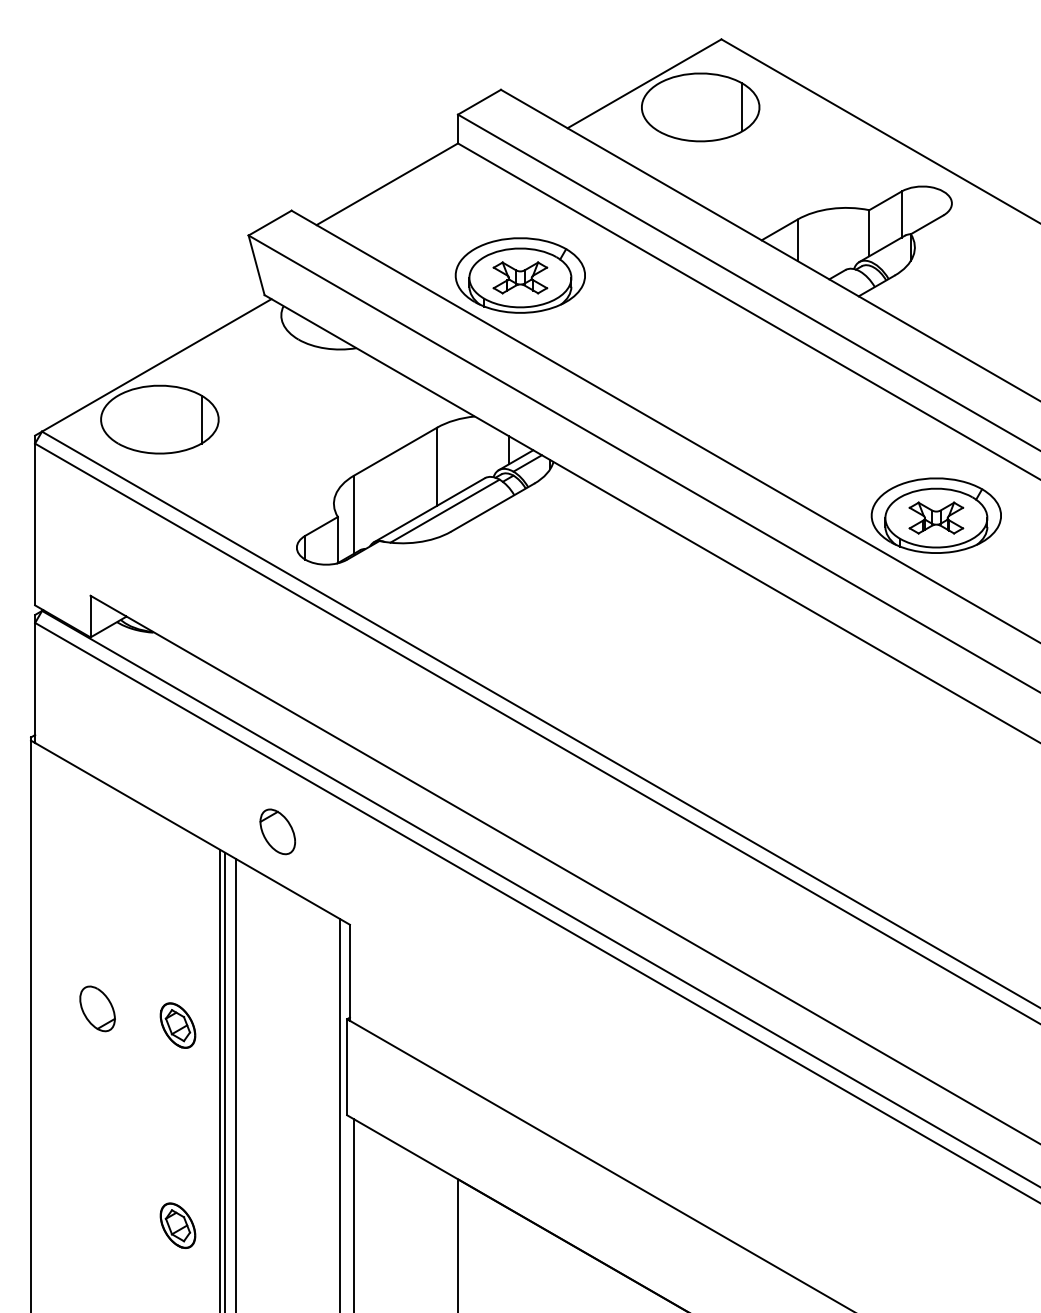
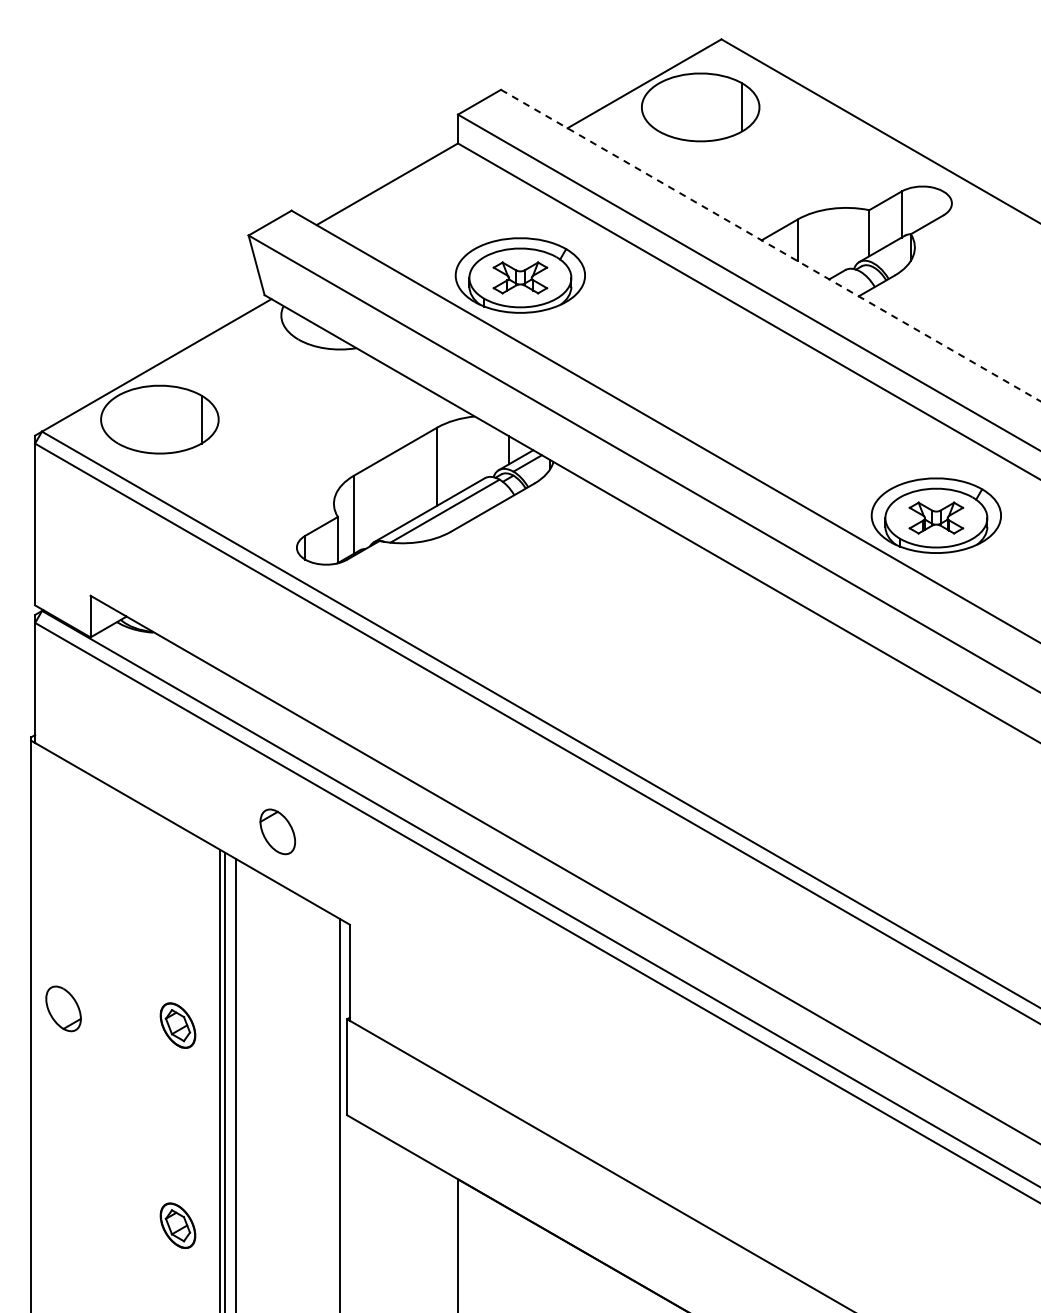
line: solid -> dashed (771, 245)
part position: (97, 1008) -> (63, 1008) (63, 1008)
line: present -> none (354, 1214)
